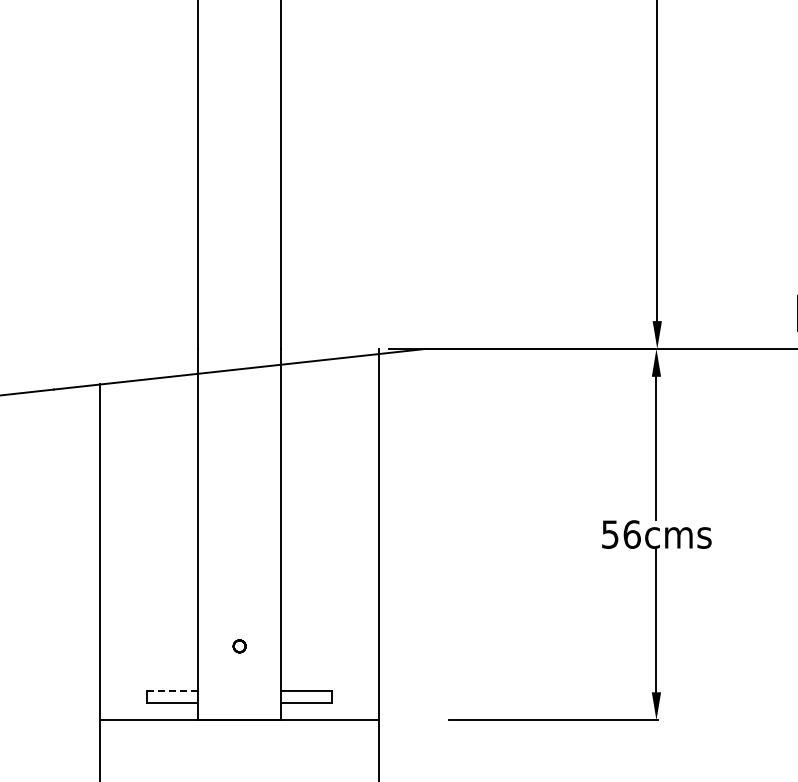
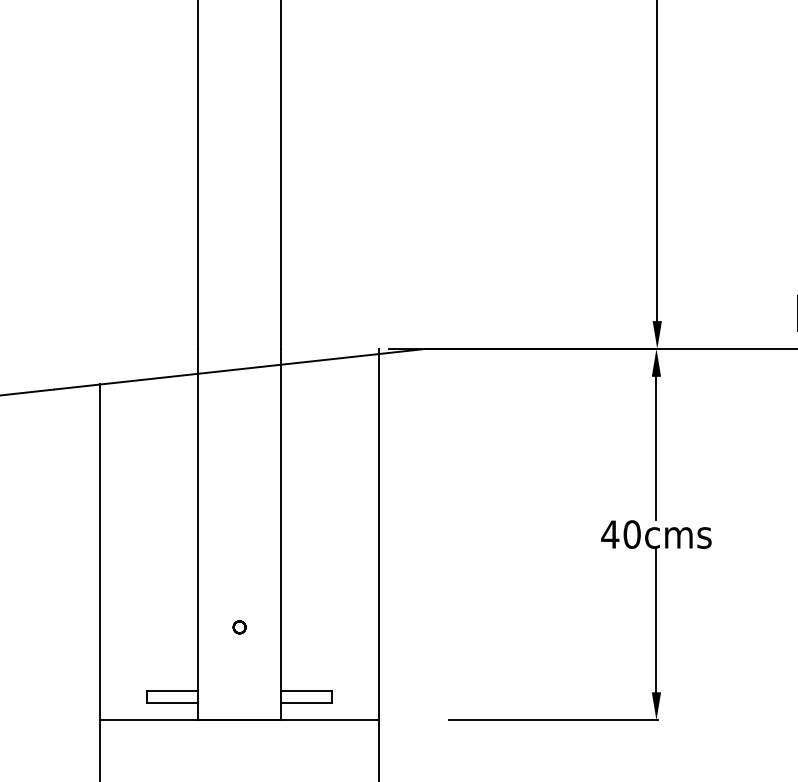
text: 56cms -> 40cms (620, 534)
part position: (239, 646) -> (239, 627) (239, 627)
line: dashed -> solid (172, 690)
